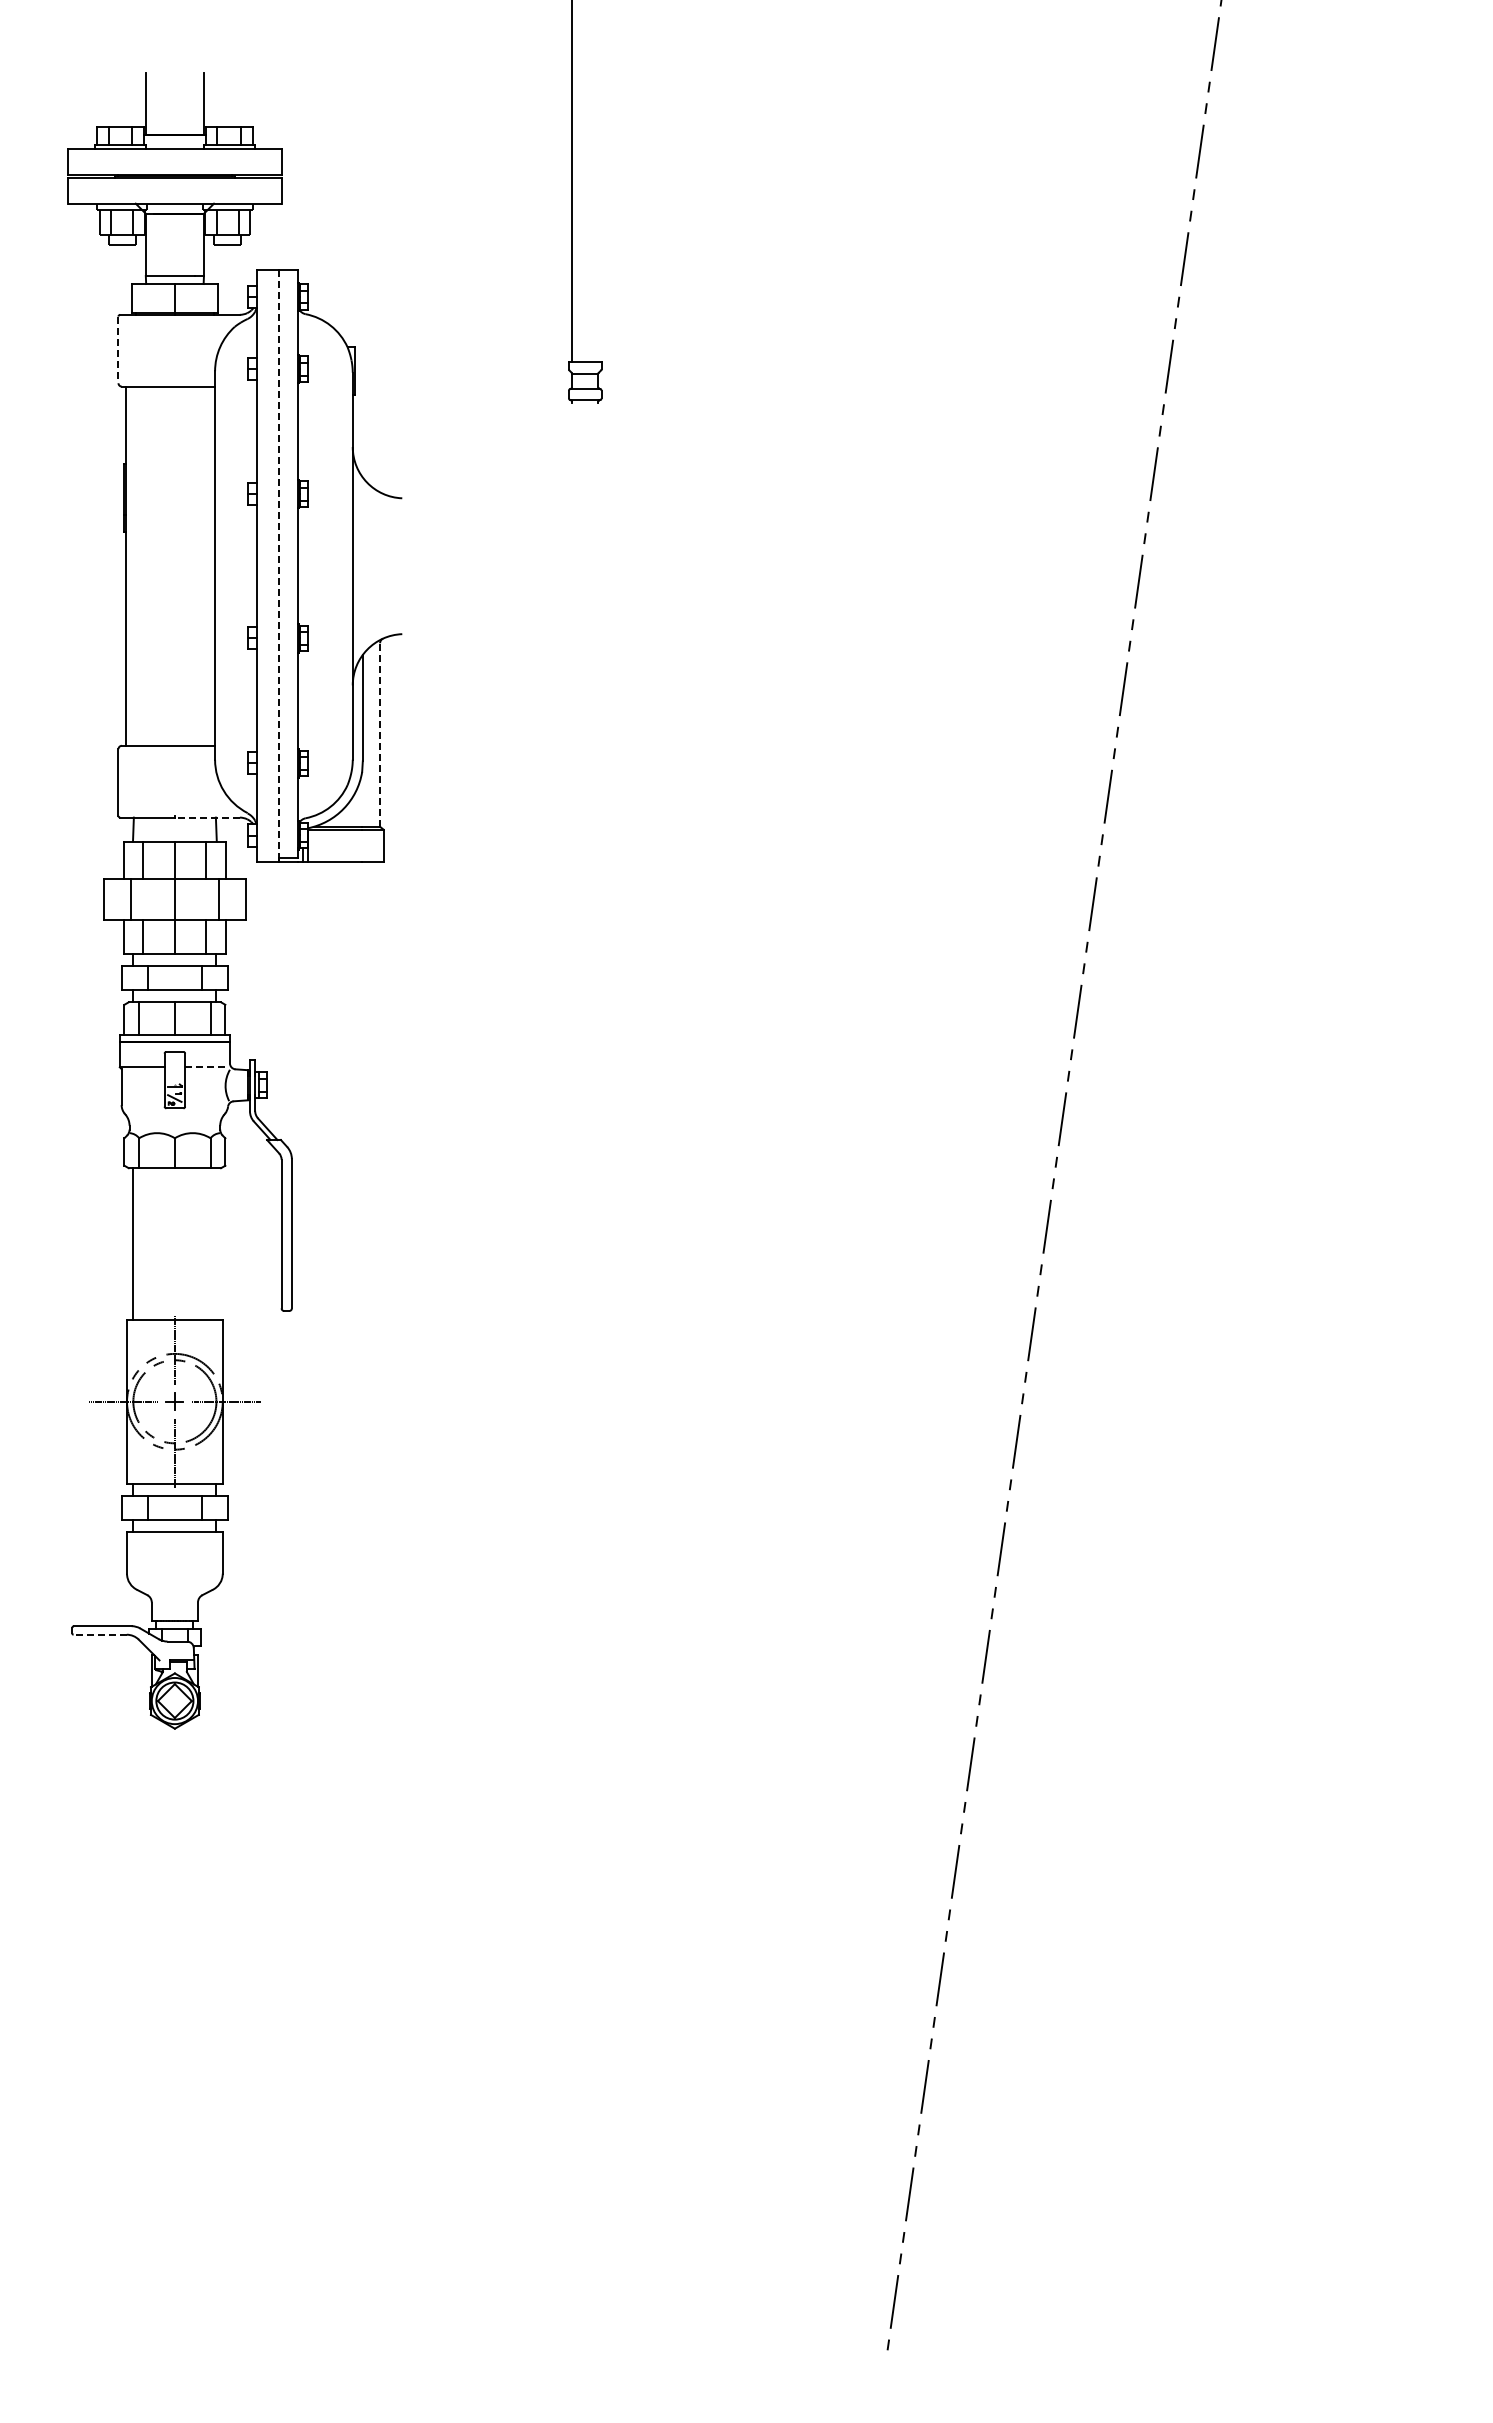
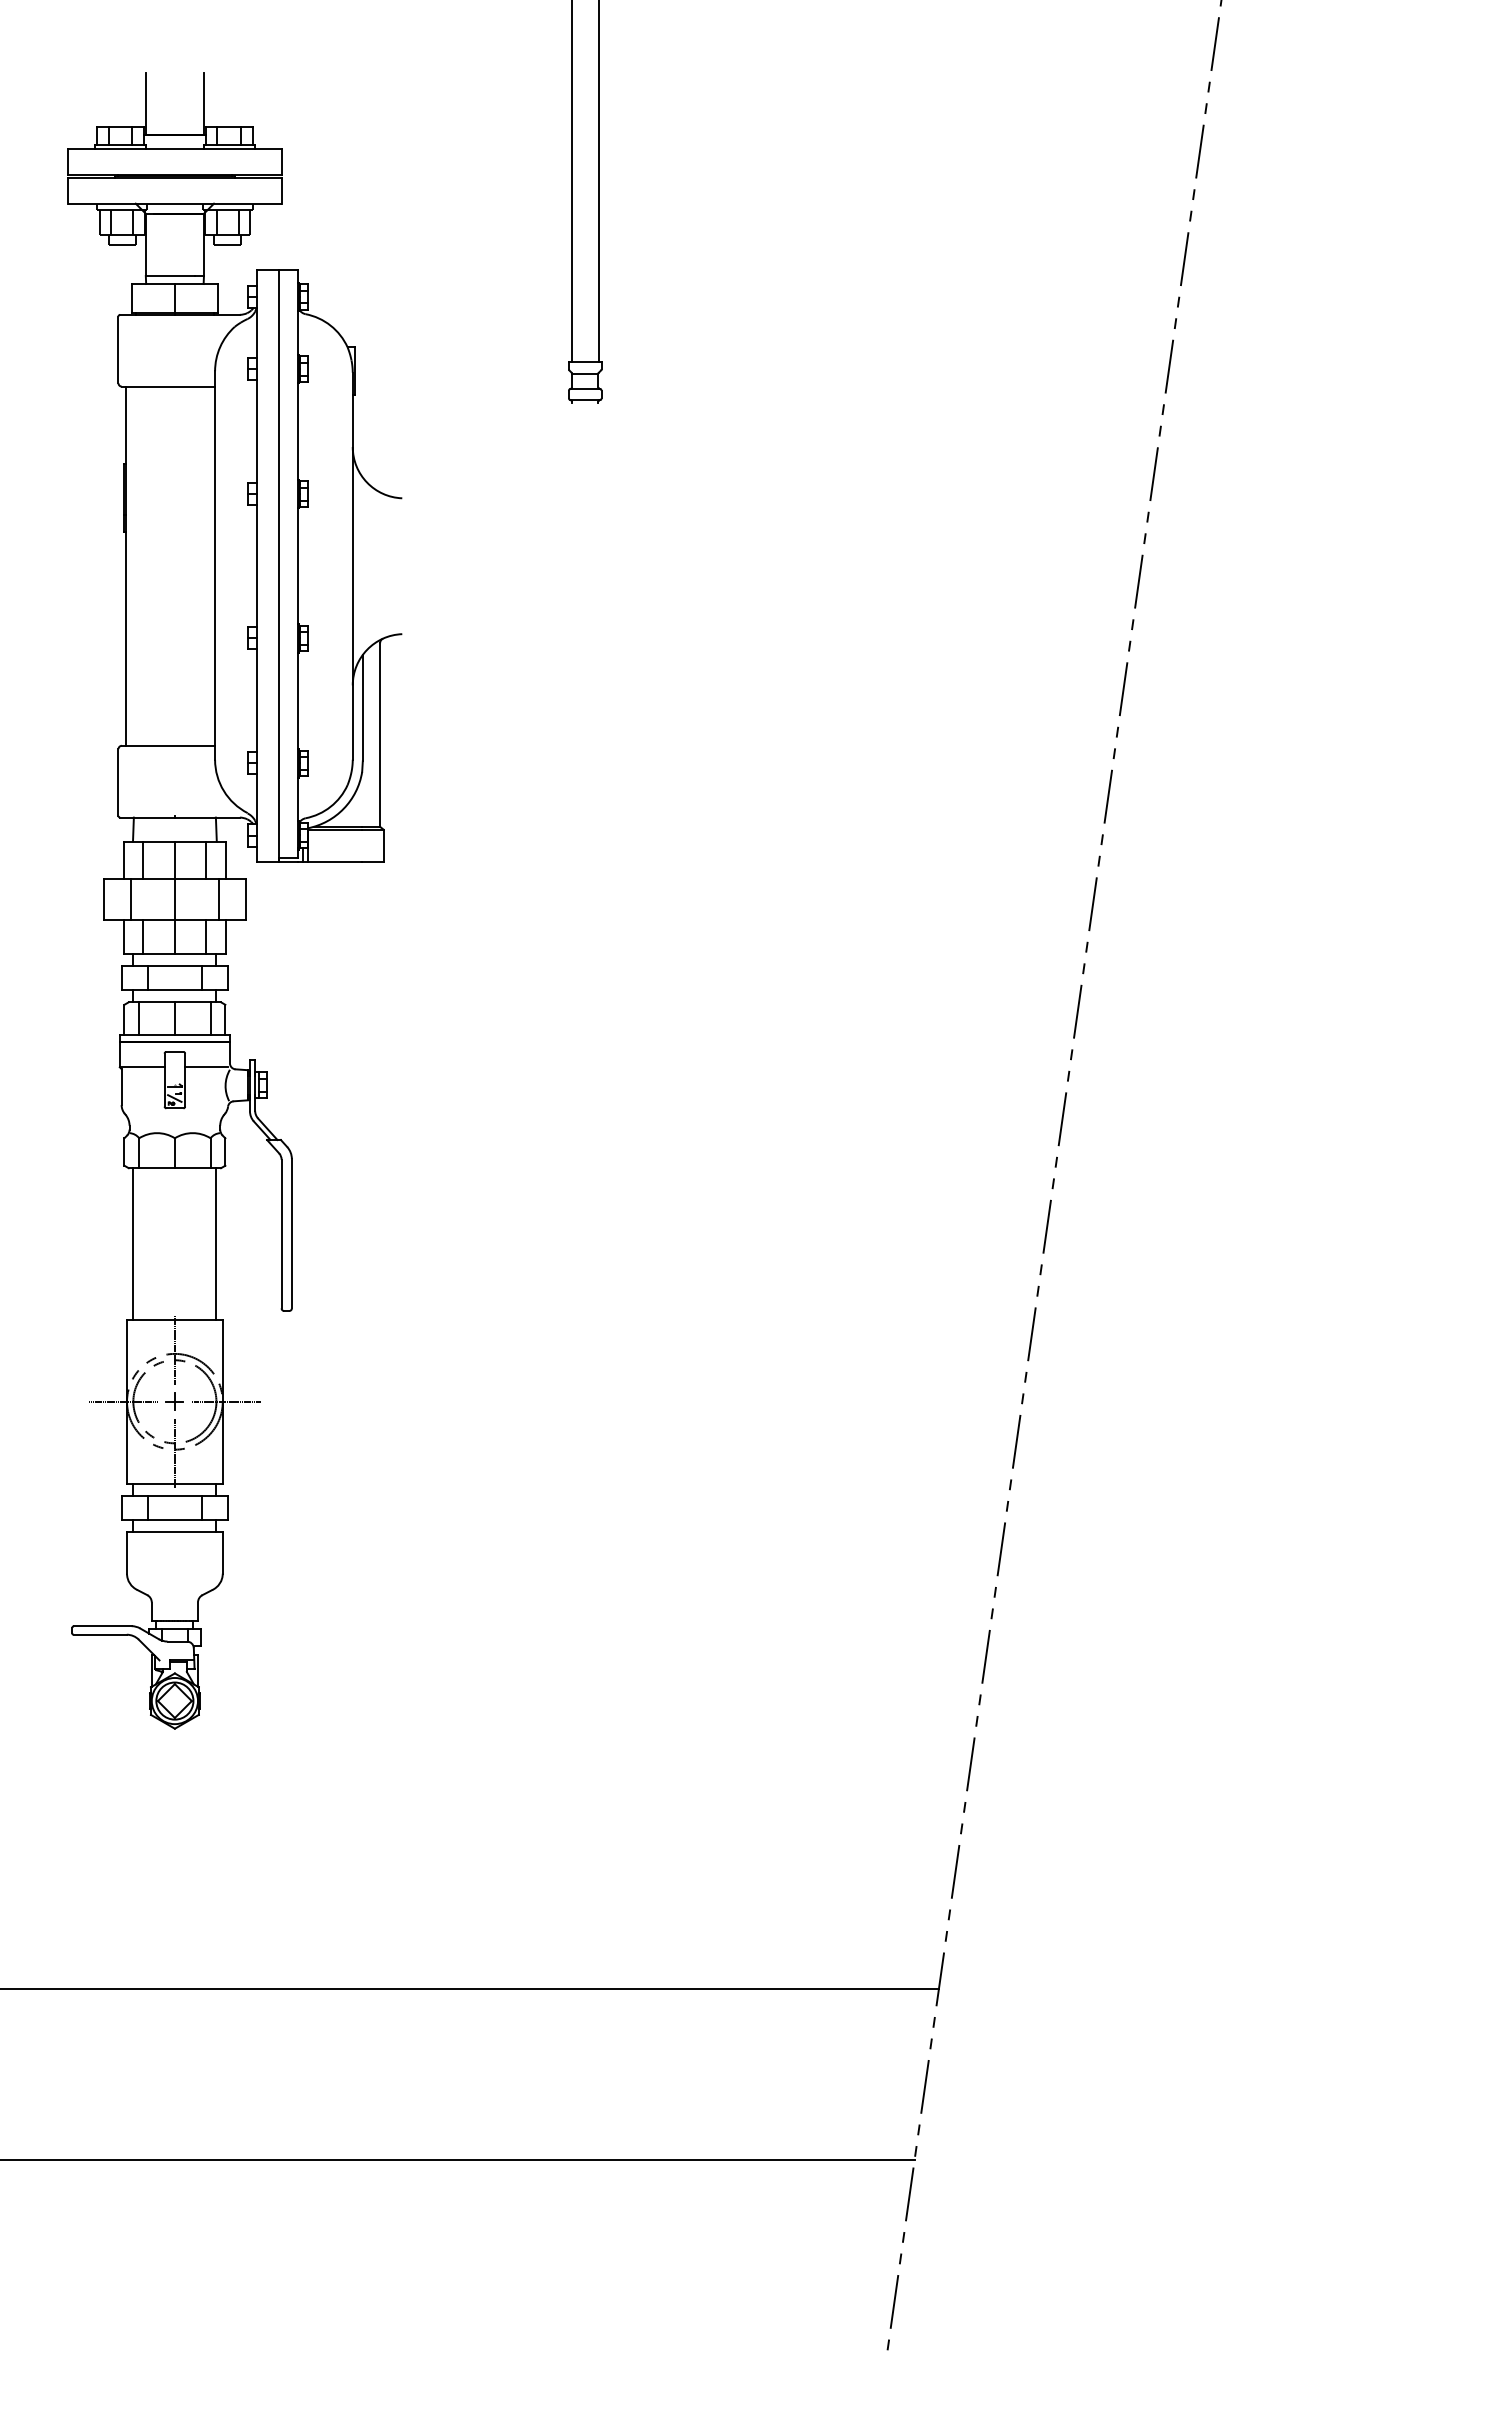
line: none -> present (598, 182)
line: dashed -> solid (118, 350)
line: dashed -> solid (279, 564)
line: dashed -> solid (380, 735)
line: dashed -> solid (206, 817)
line: dashed -> solid (206, 1067)
line: none -> present (216, 1243)
line: dashed -> solid (100, 1634)
line: none -> present (470, 1989)
line: none -> present (458, 2160)
